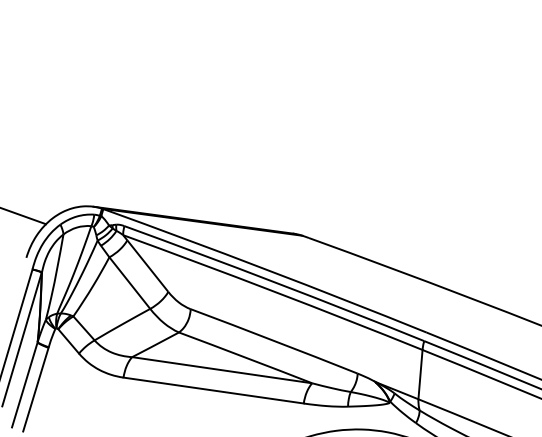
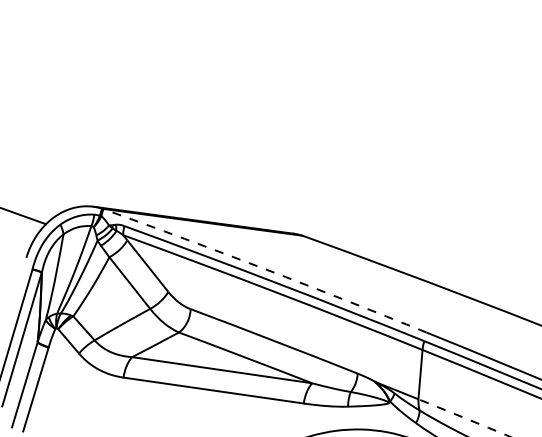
arc: solid -> dashed (265, 269)
arc: solid -> dashed (464, 418)
